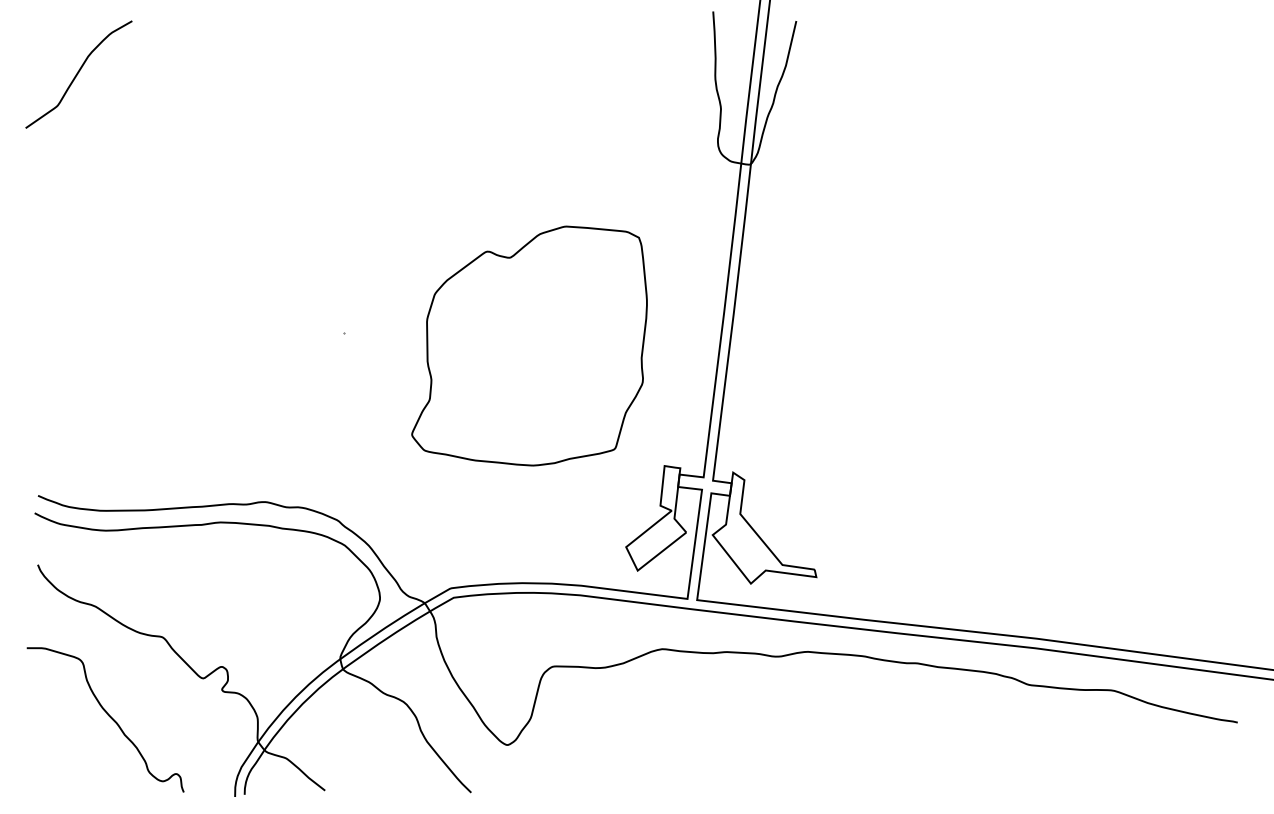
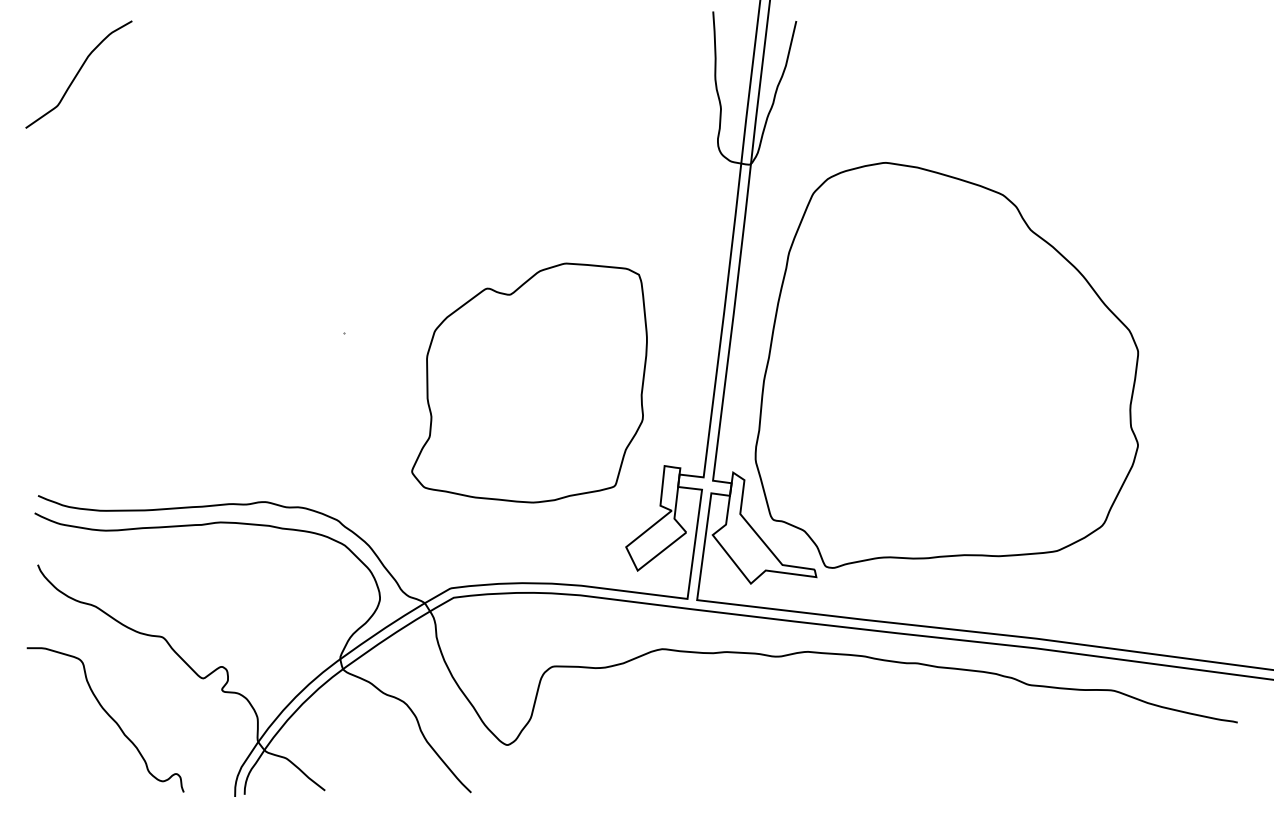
part position: (529, 345) -> (529, 382) (529, 382)
part: none -> present (946, 365)
